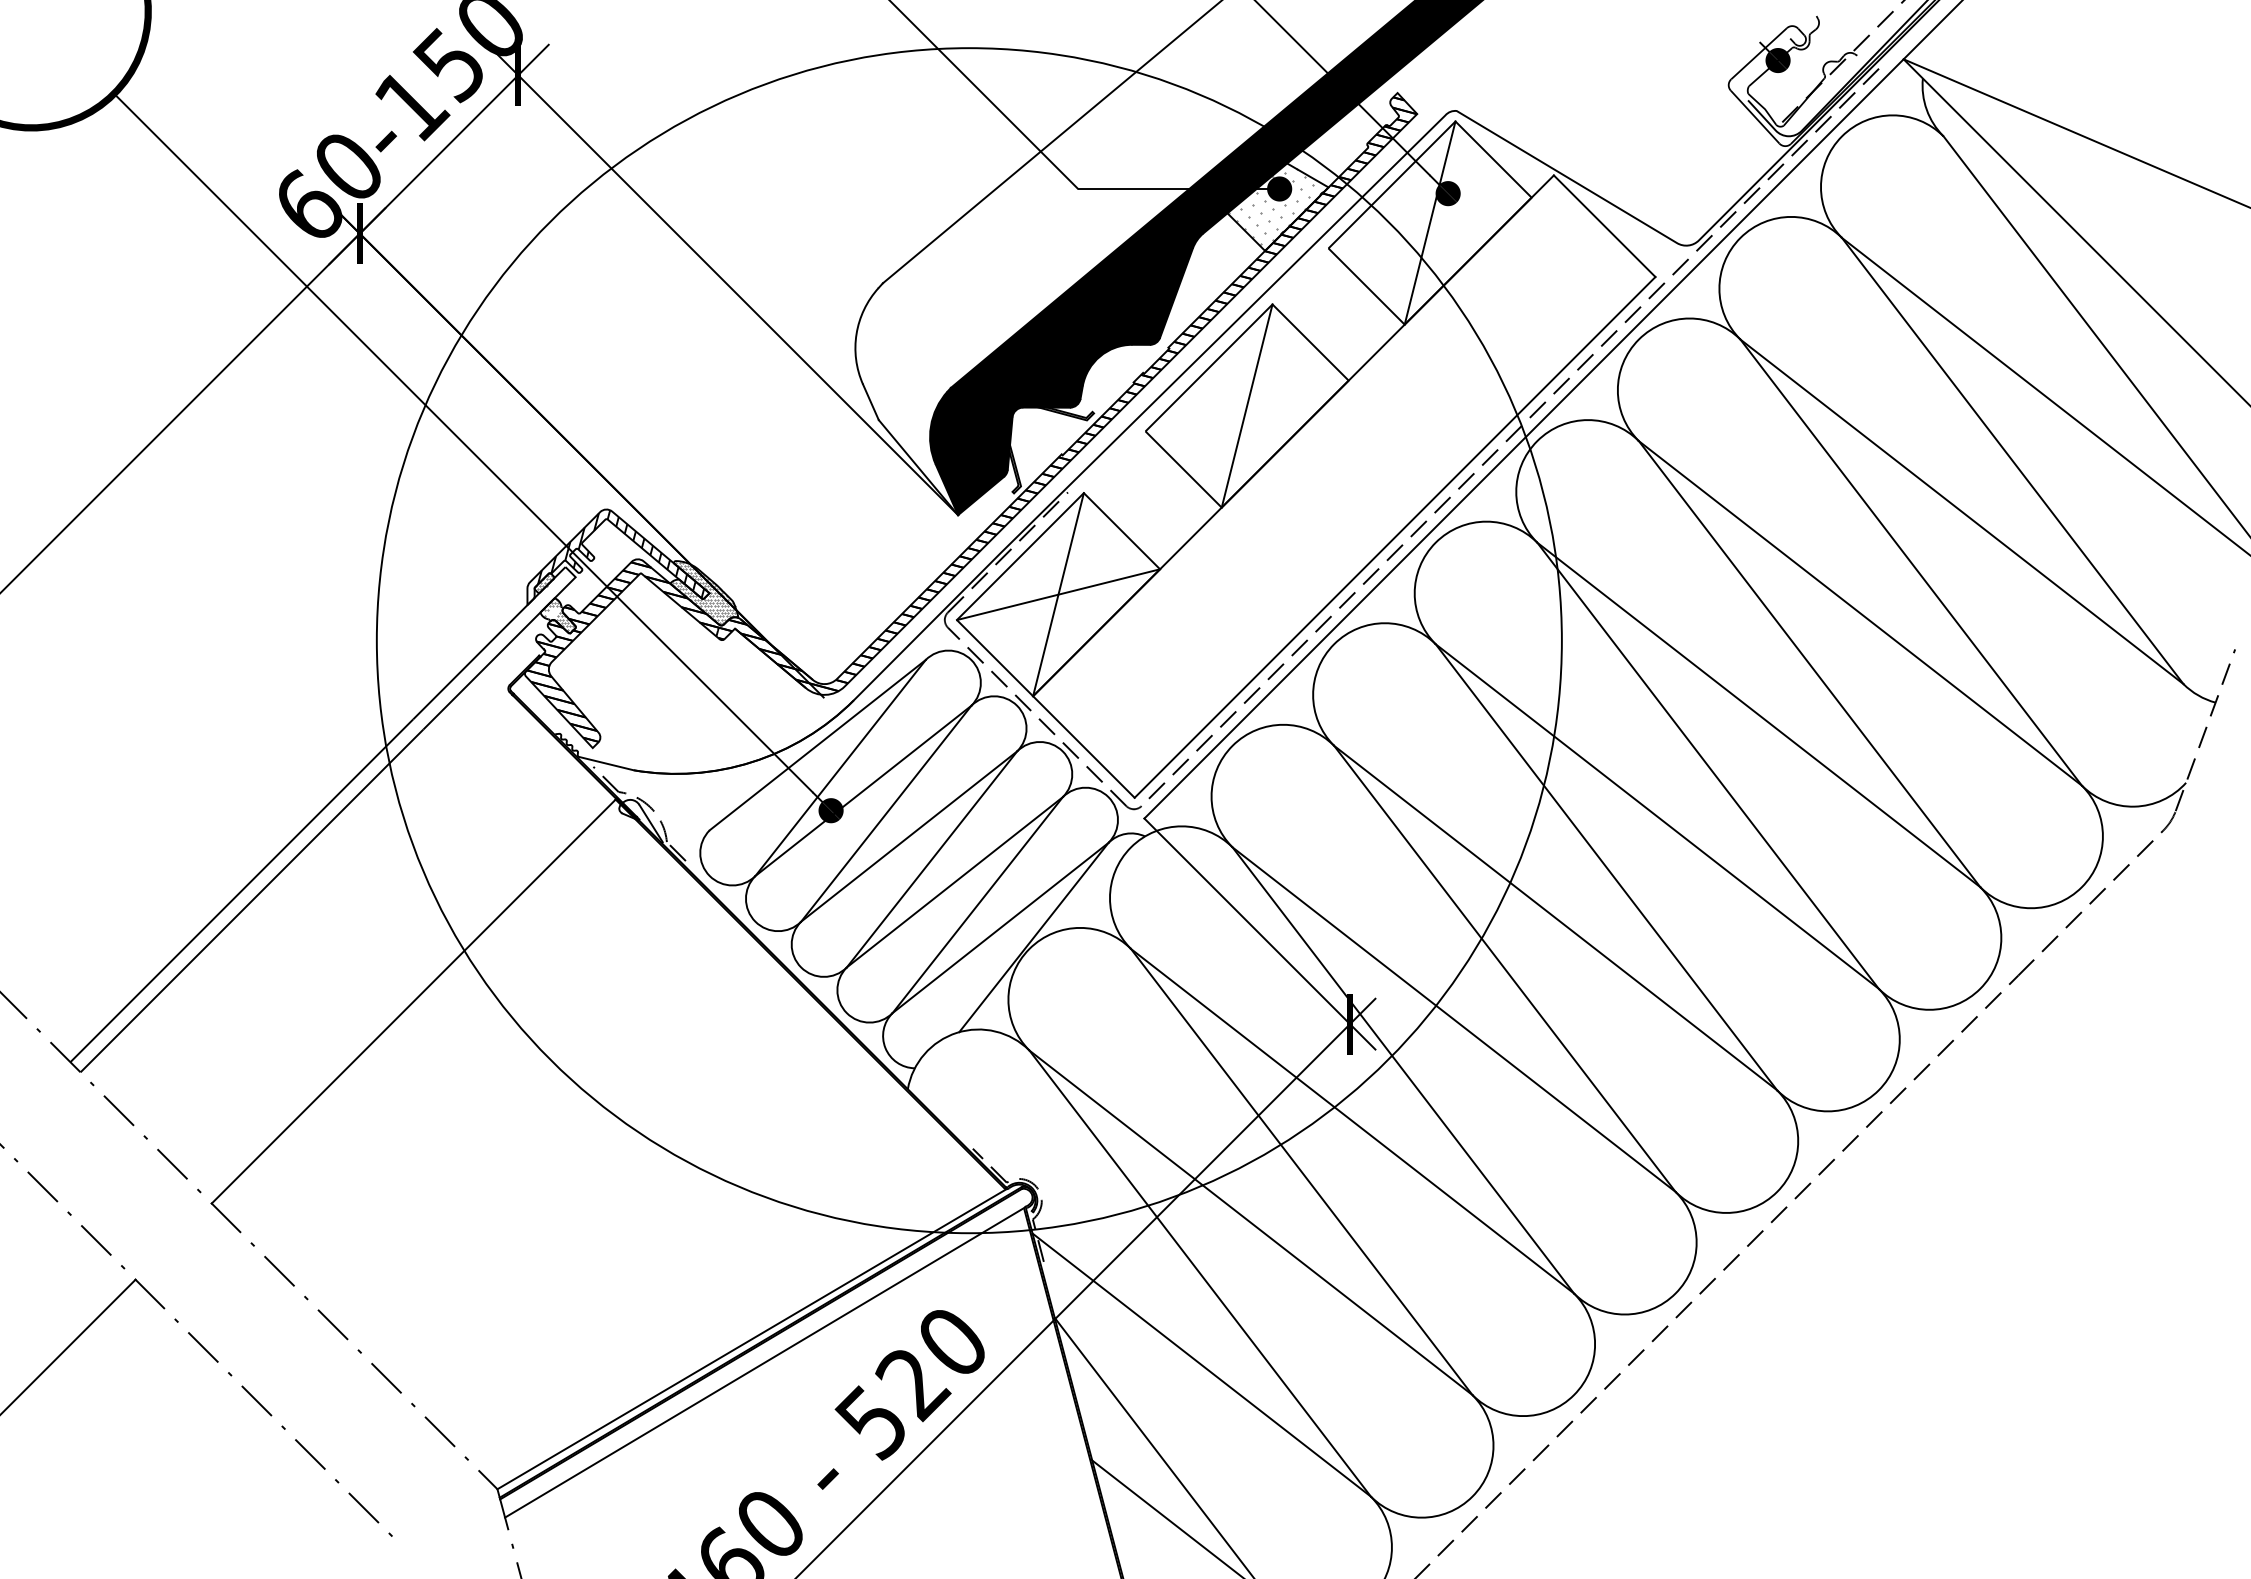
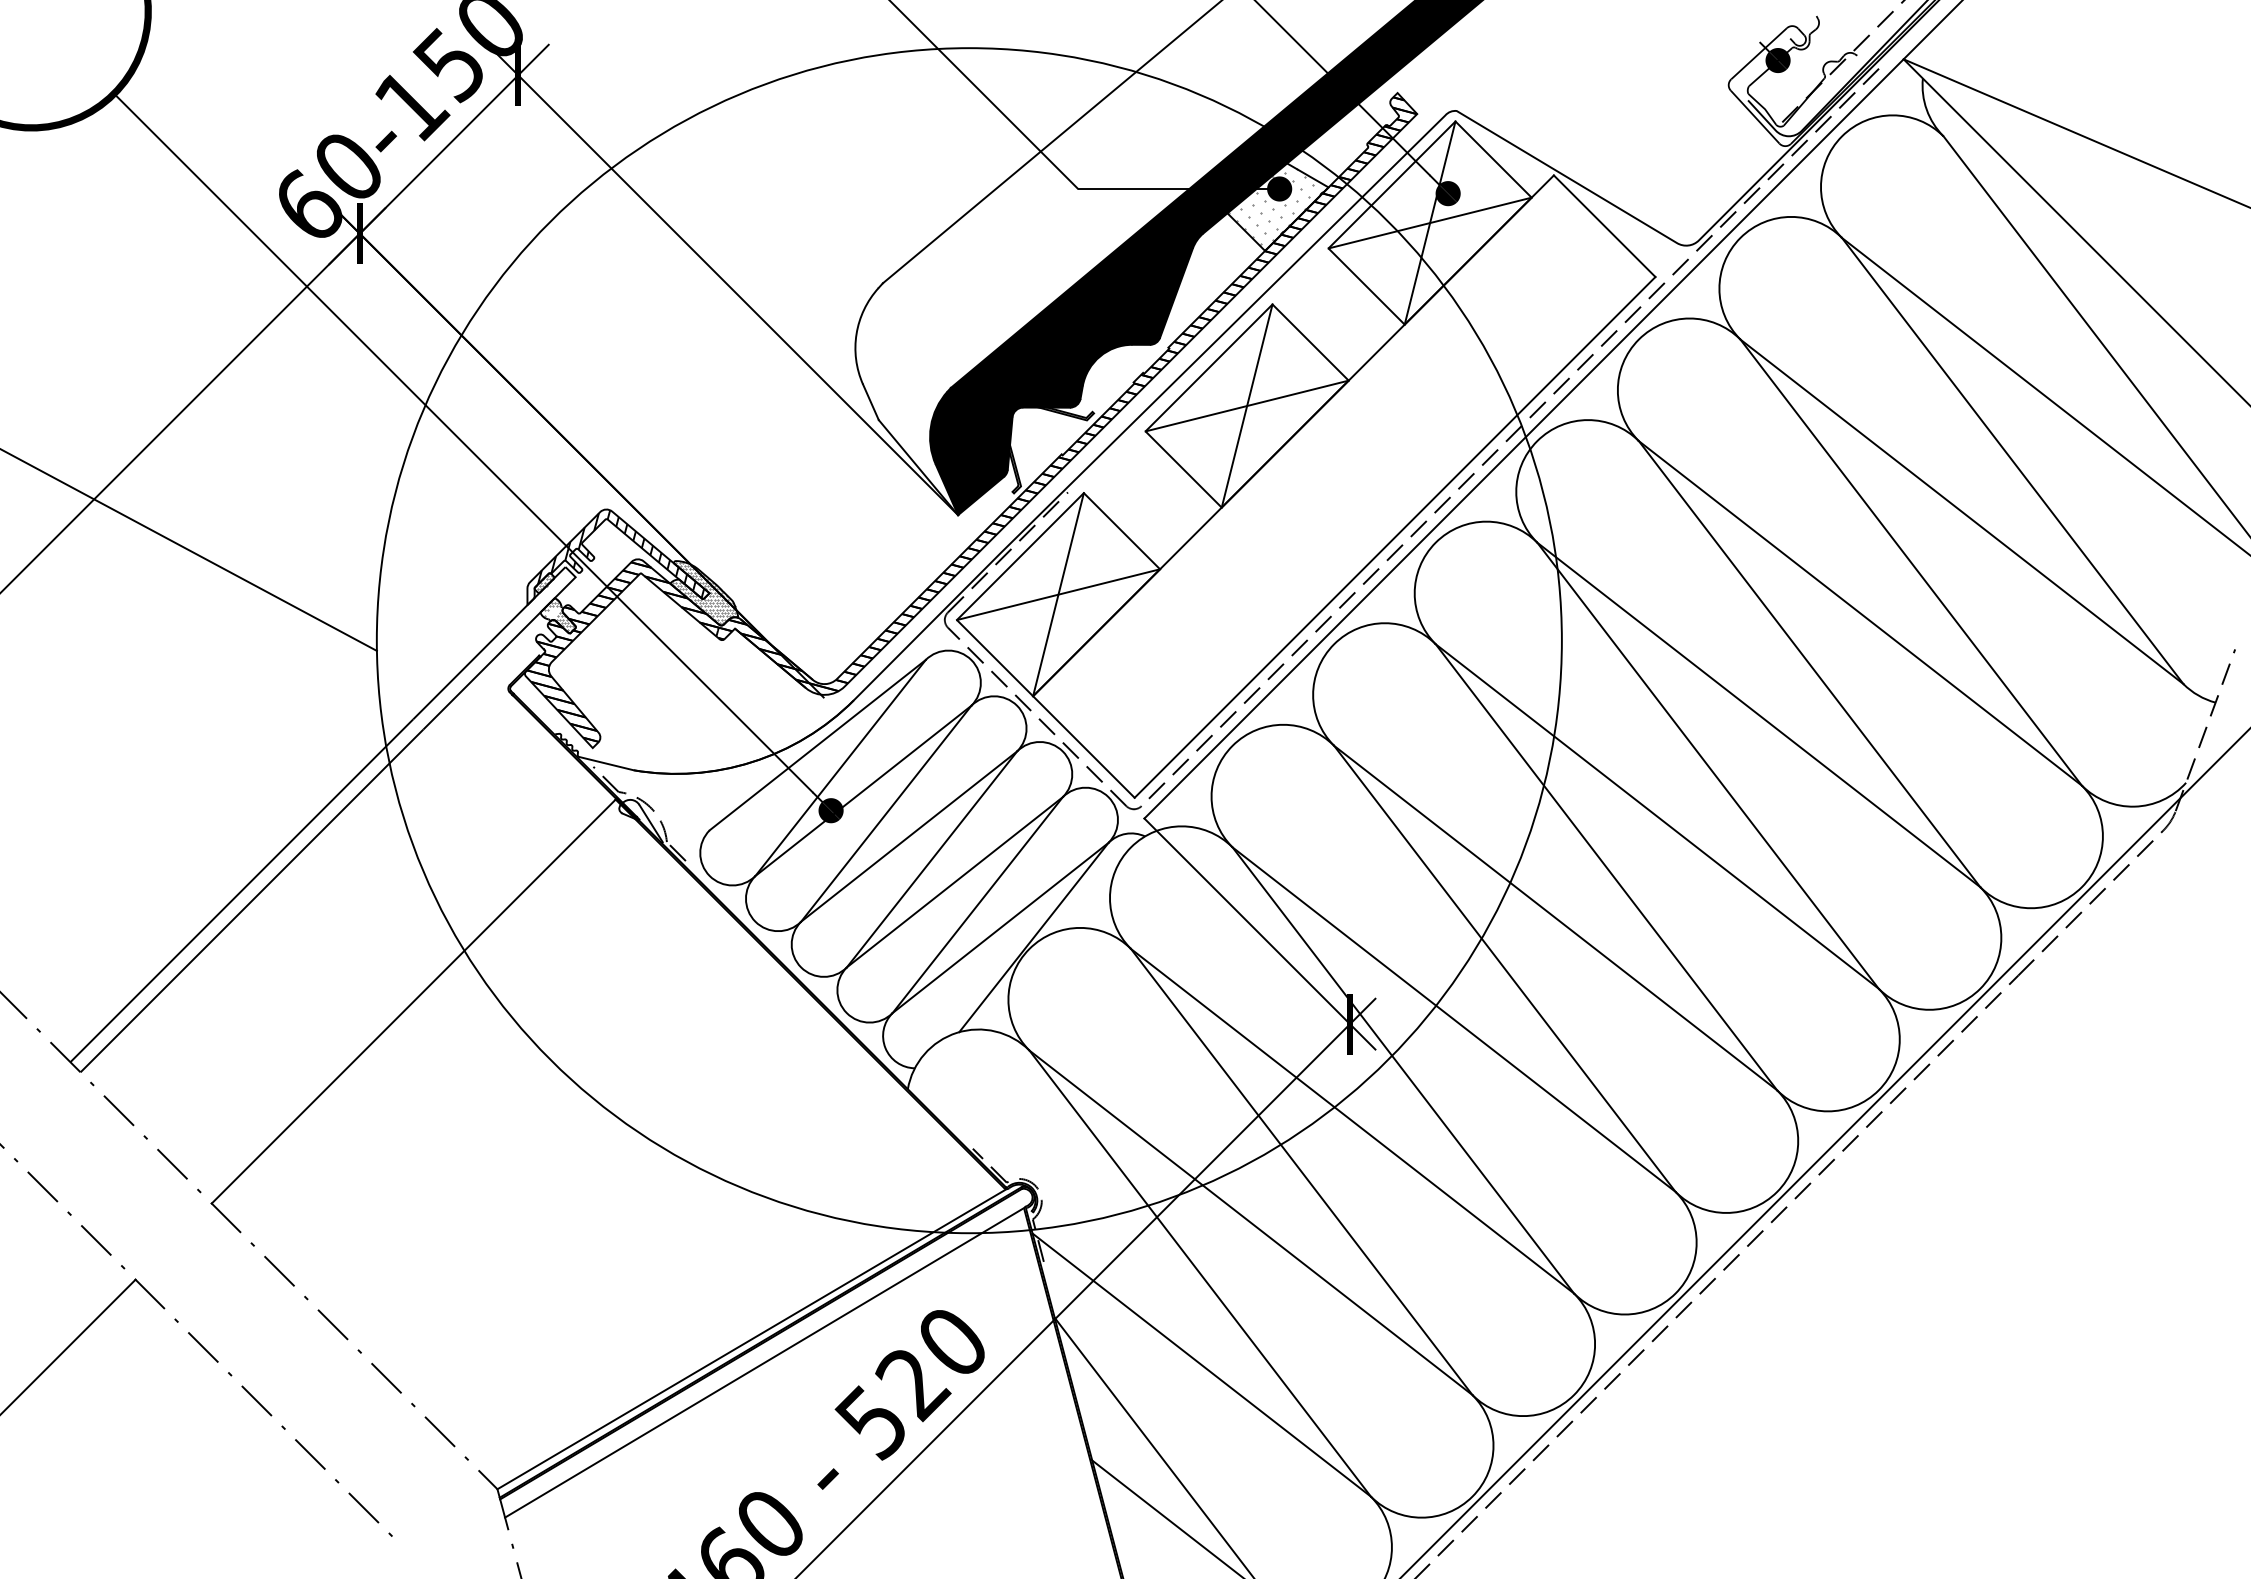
line: none -> present (1429, 222)
line: none -> present (1246, 405)
line: none -> present (189, 549)
line: none -> present (1825, 1153)
